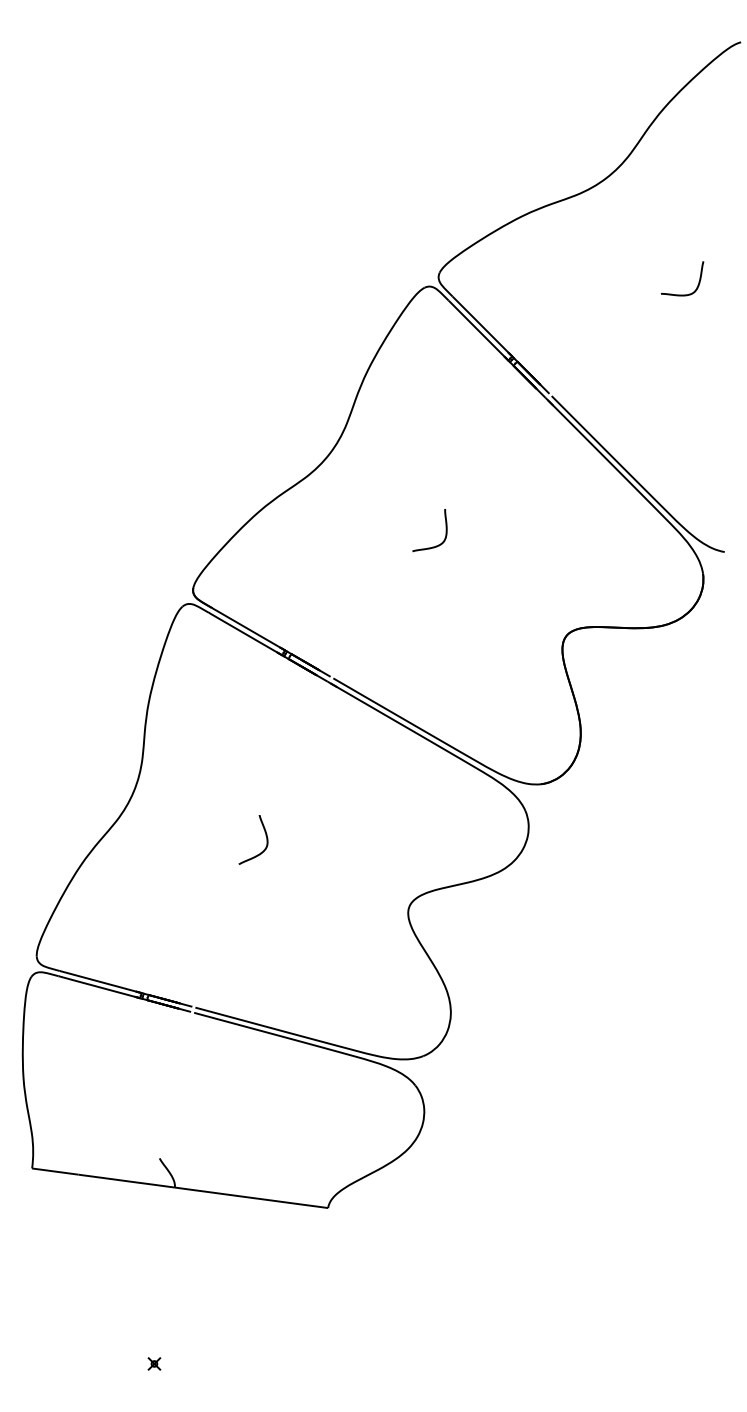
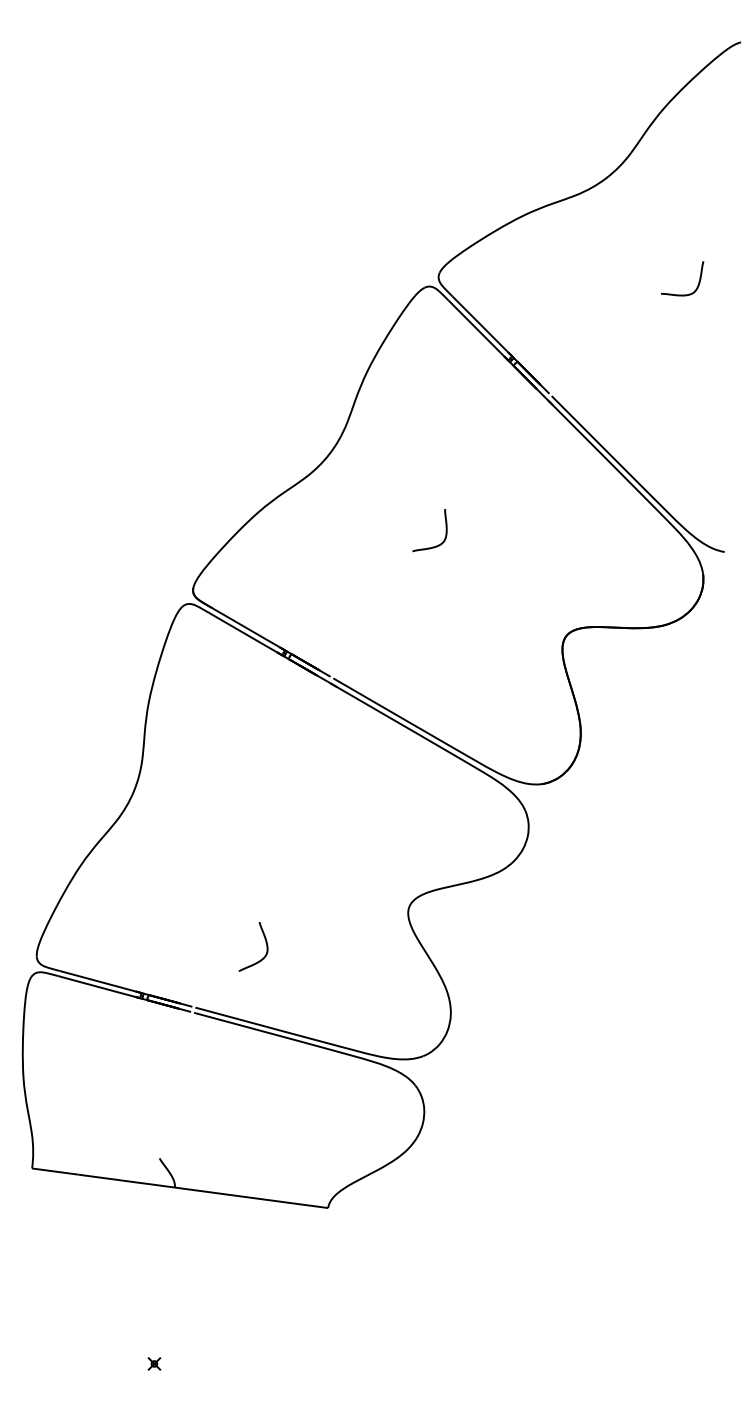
curve position: (265, 835) -> (265, 942) (265, 942)
